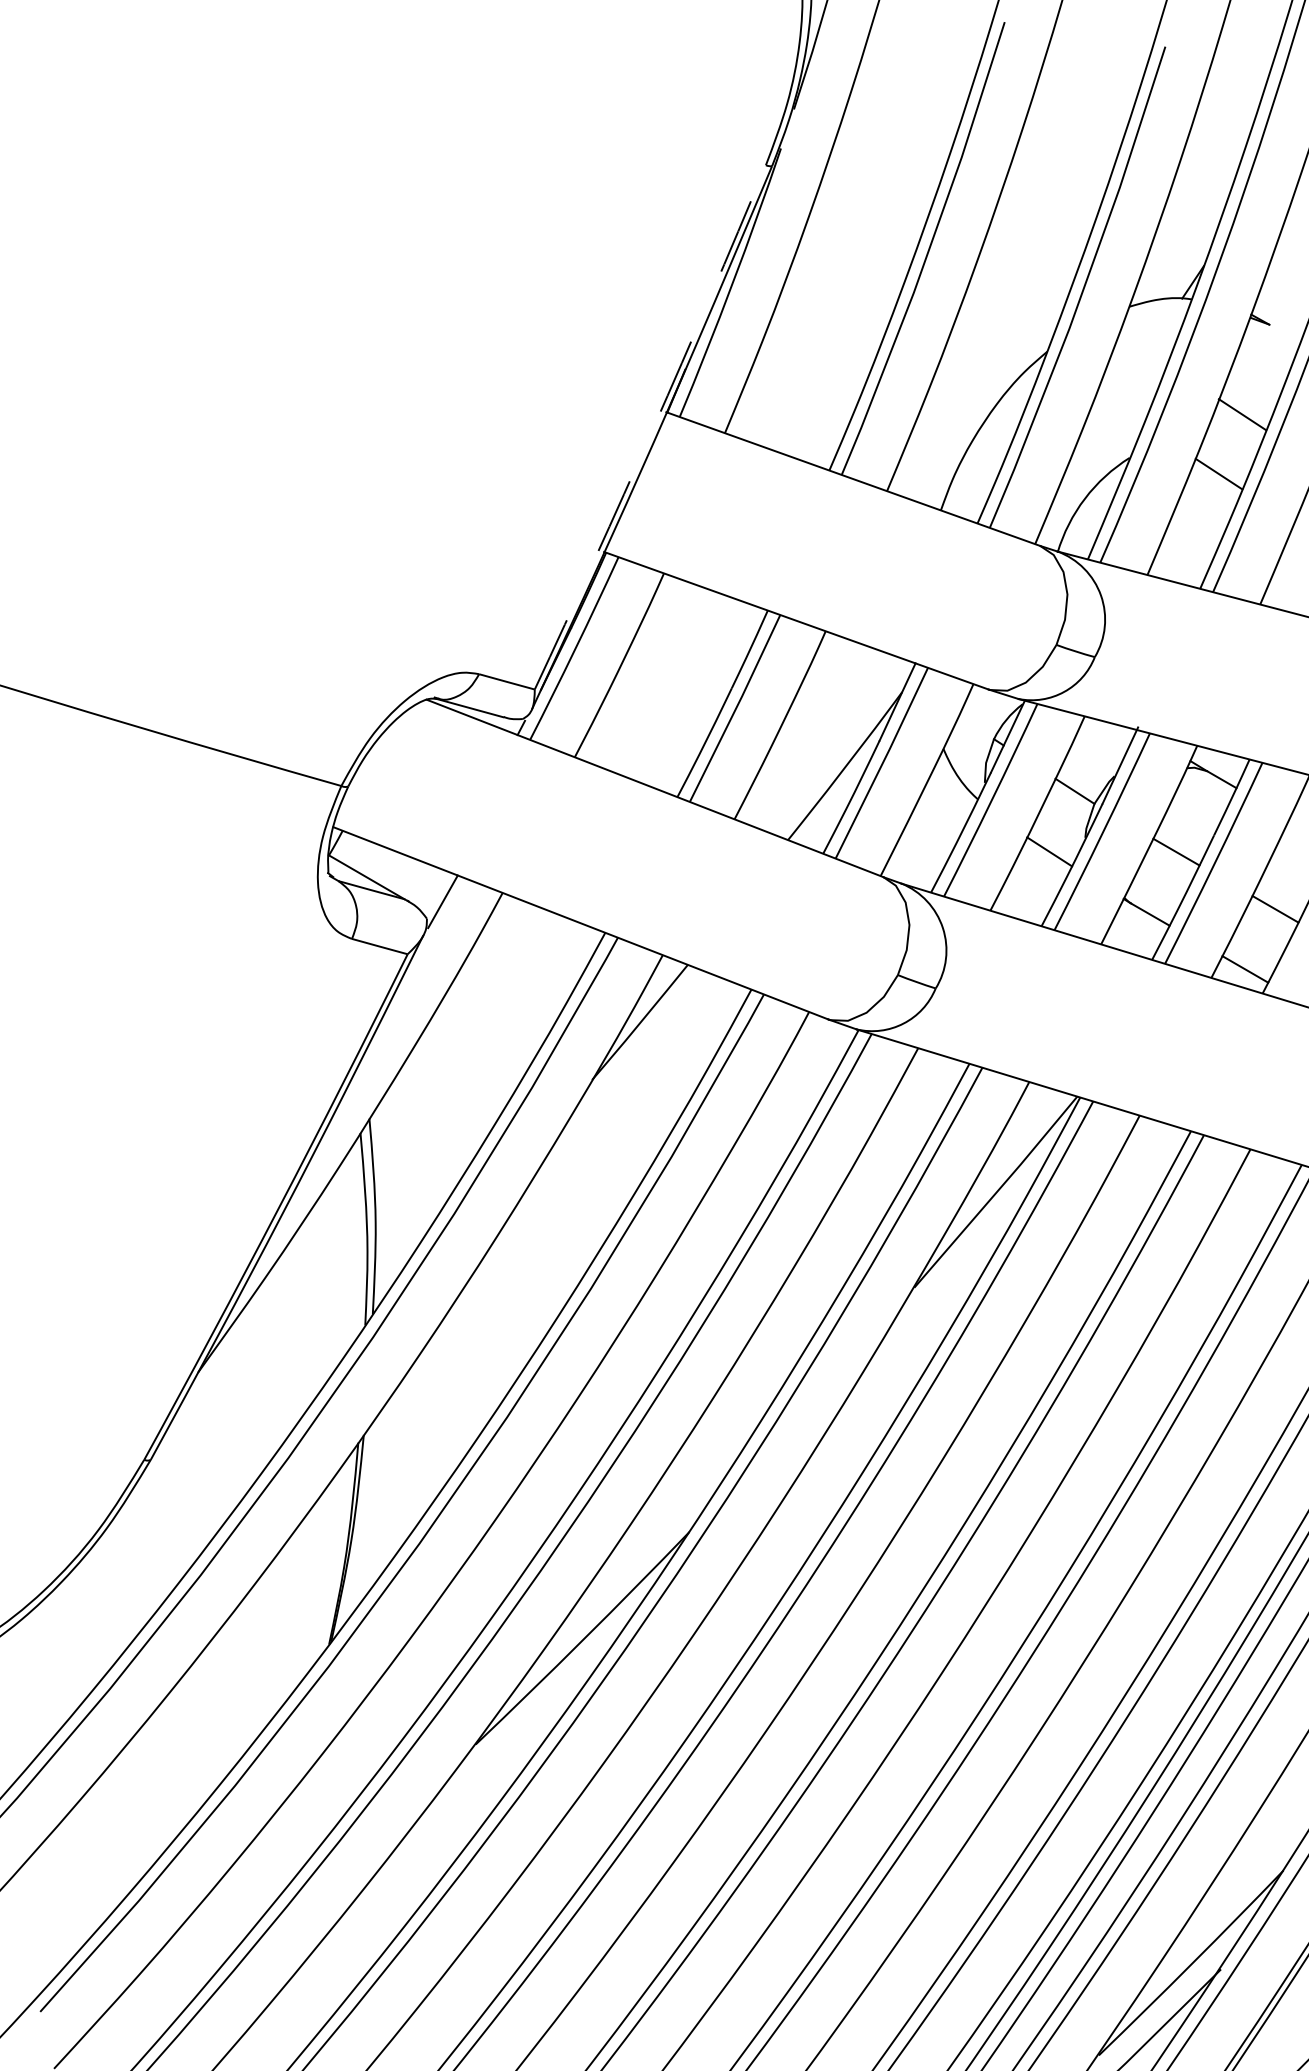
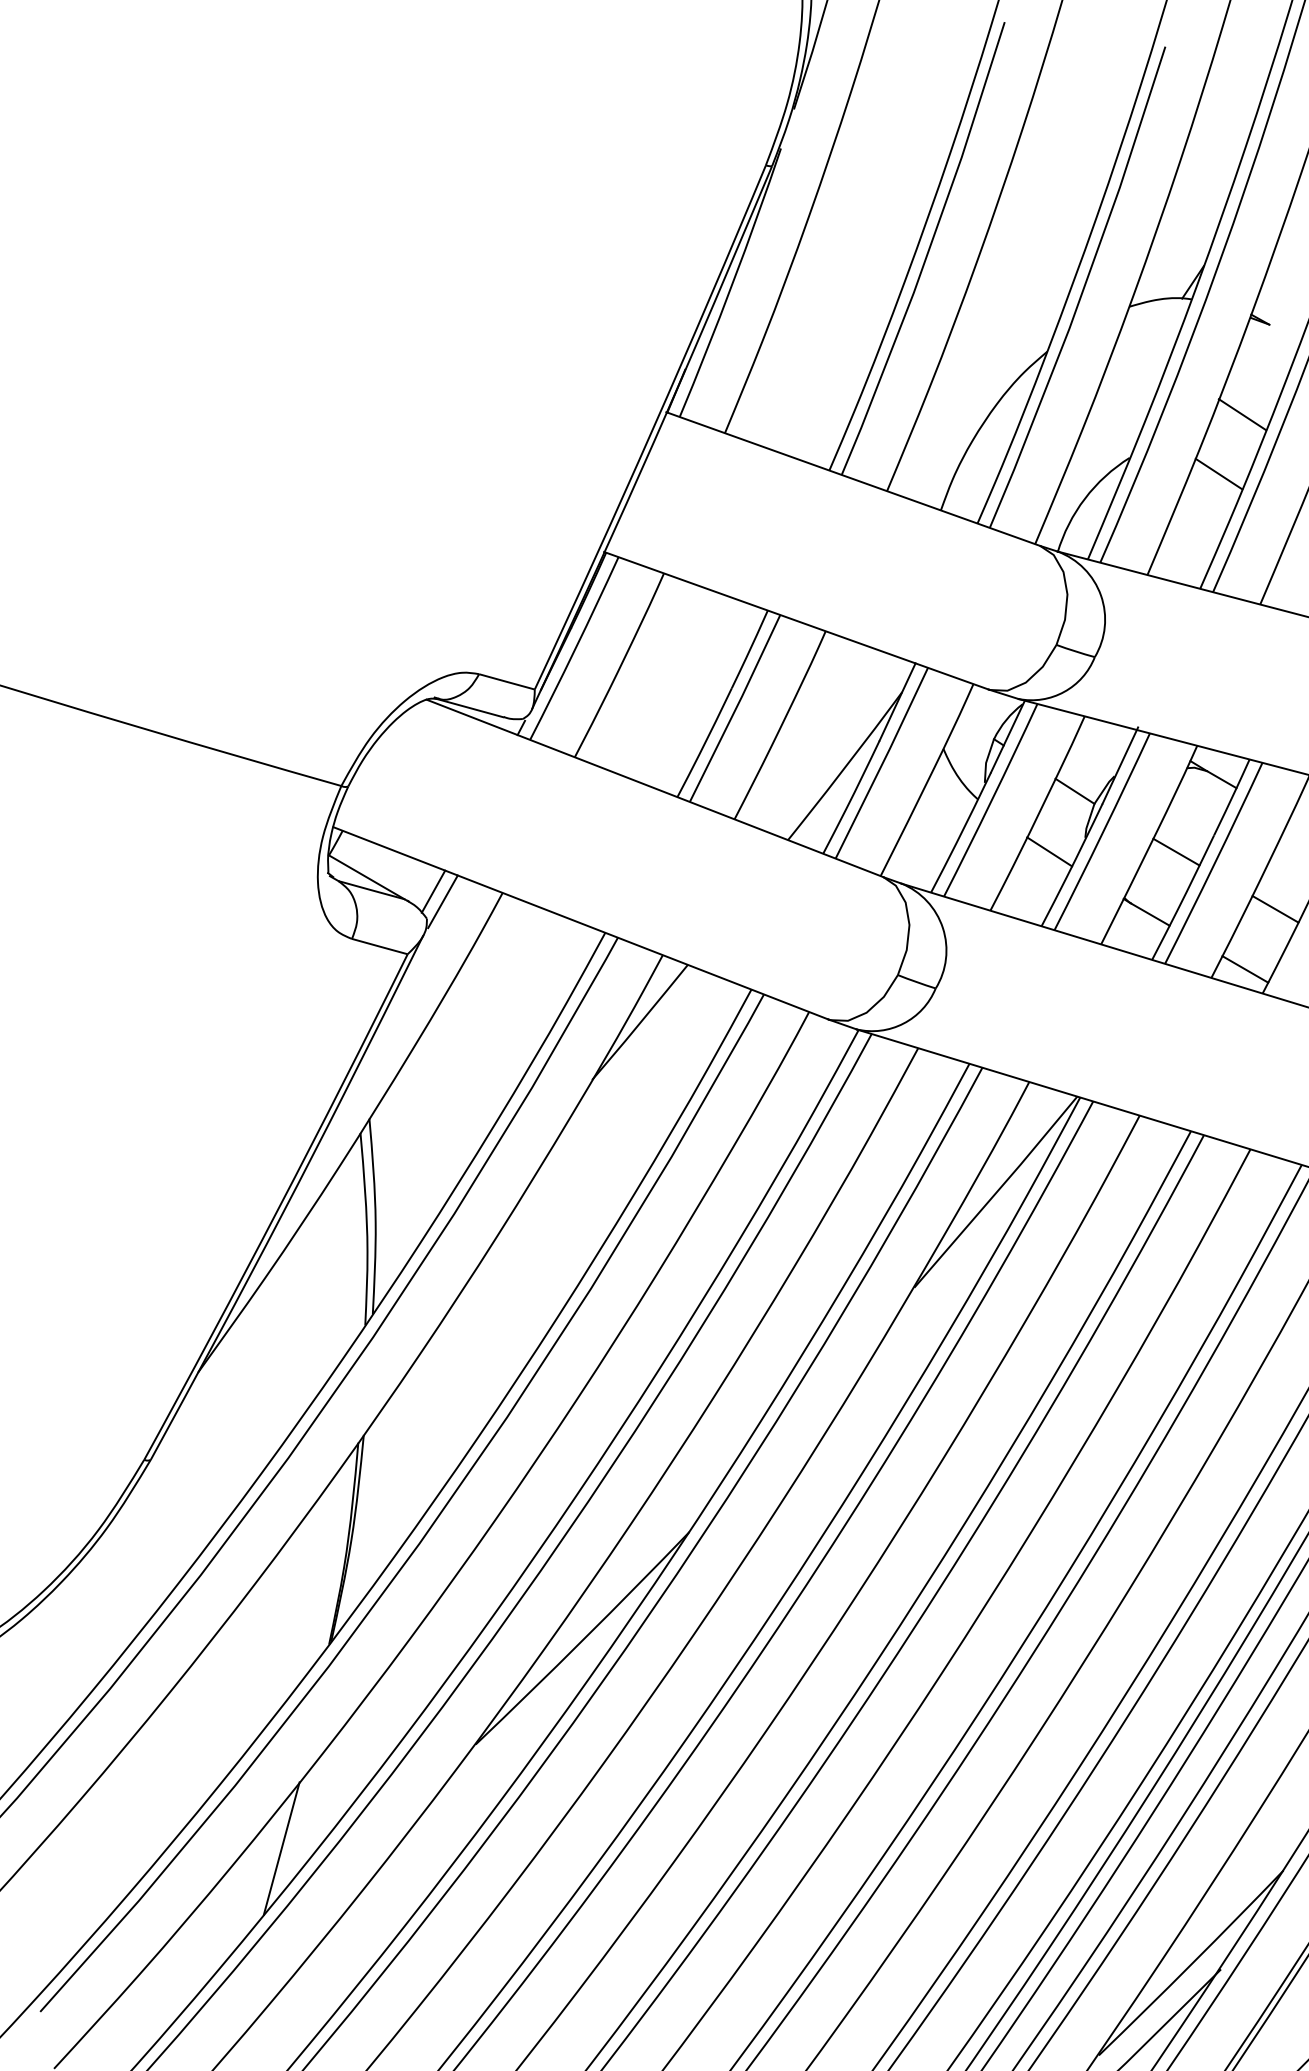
arc: dashed -> solid (653, 428)
line: none -> present (433, 891)
line: none -> present (281, 1848)
